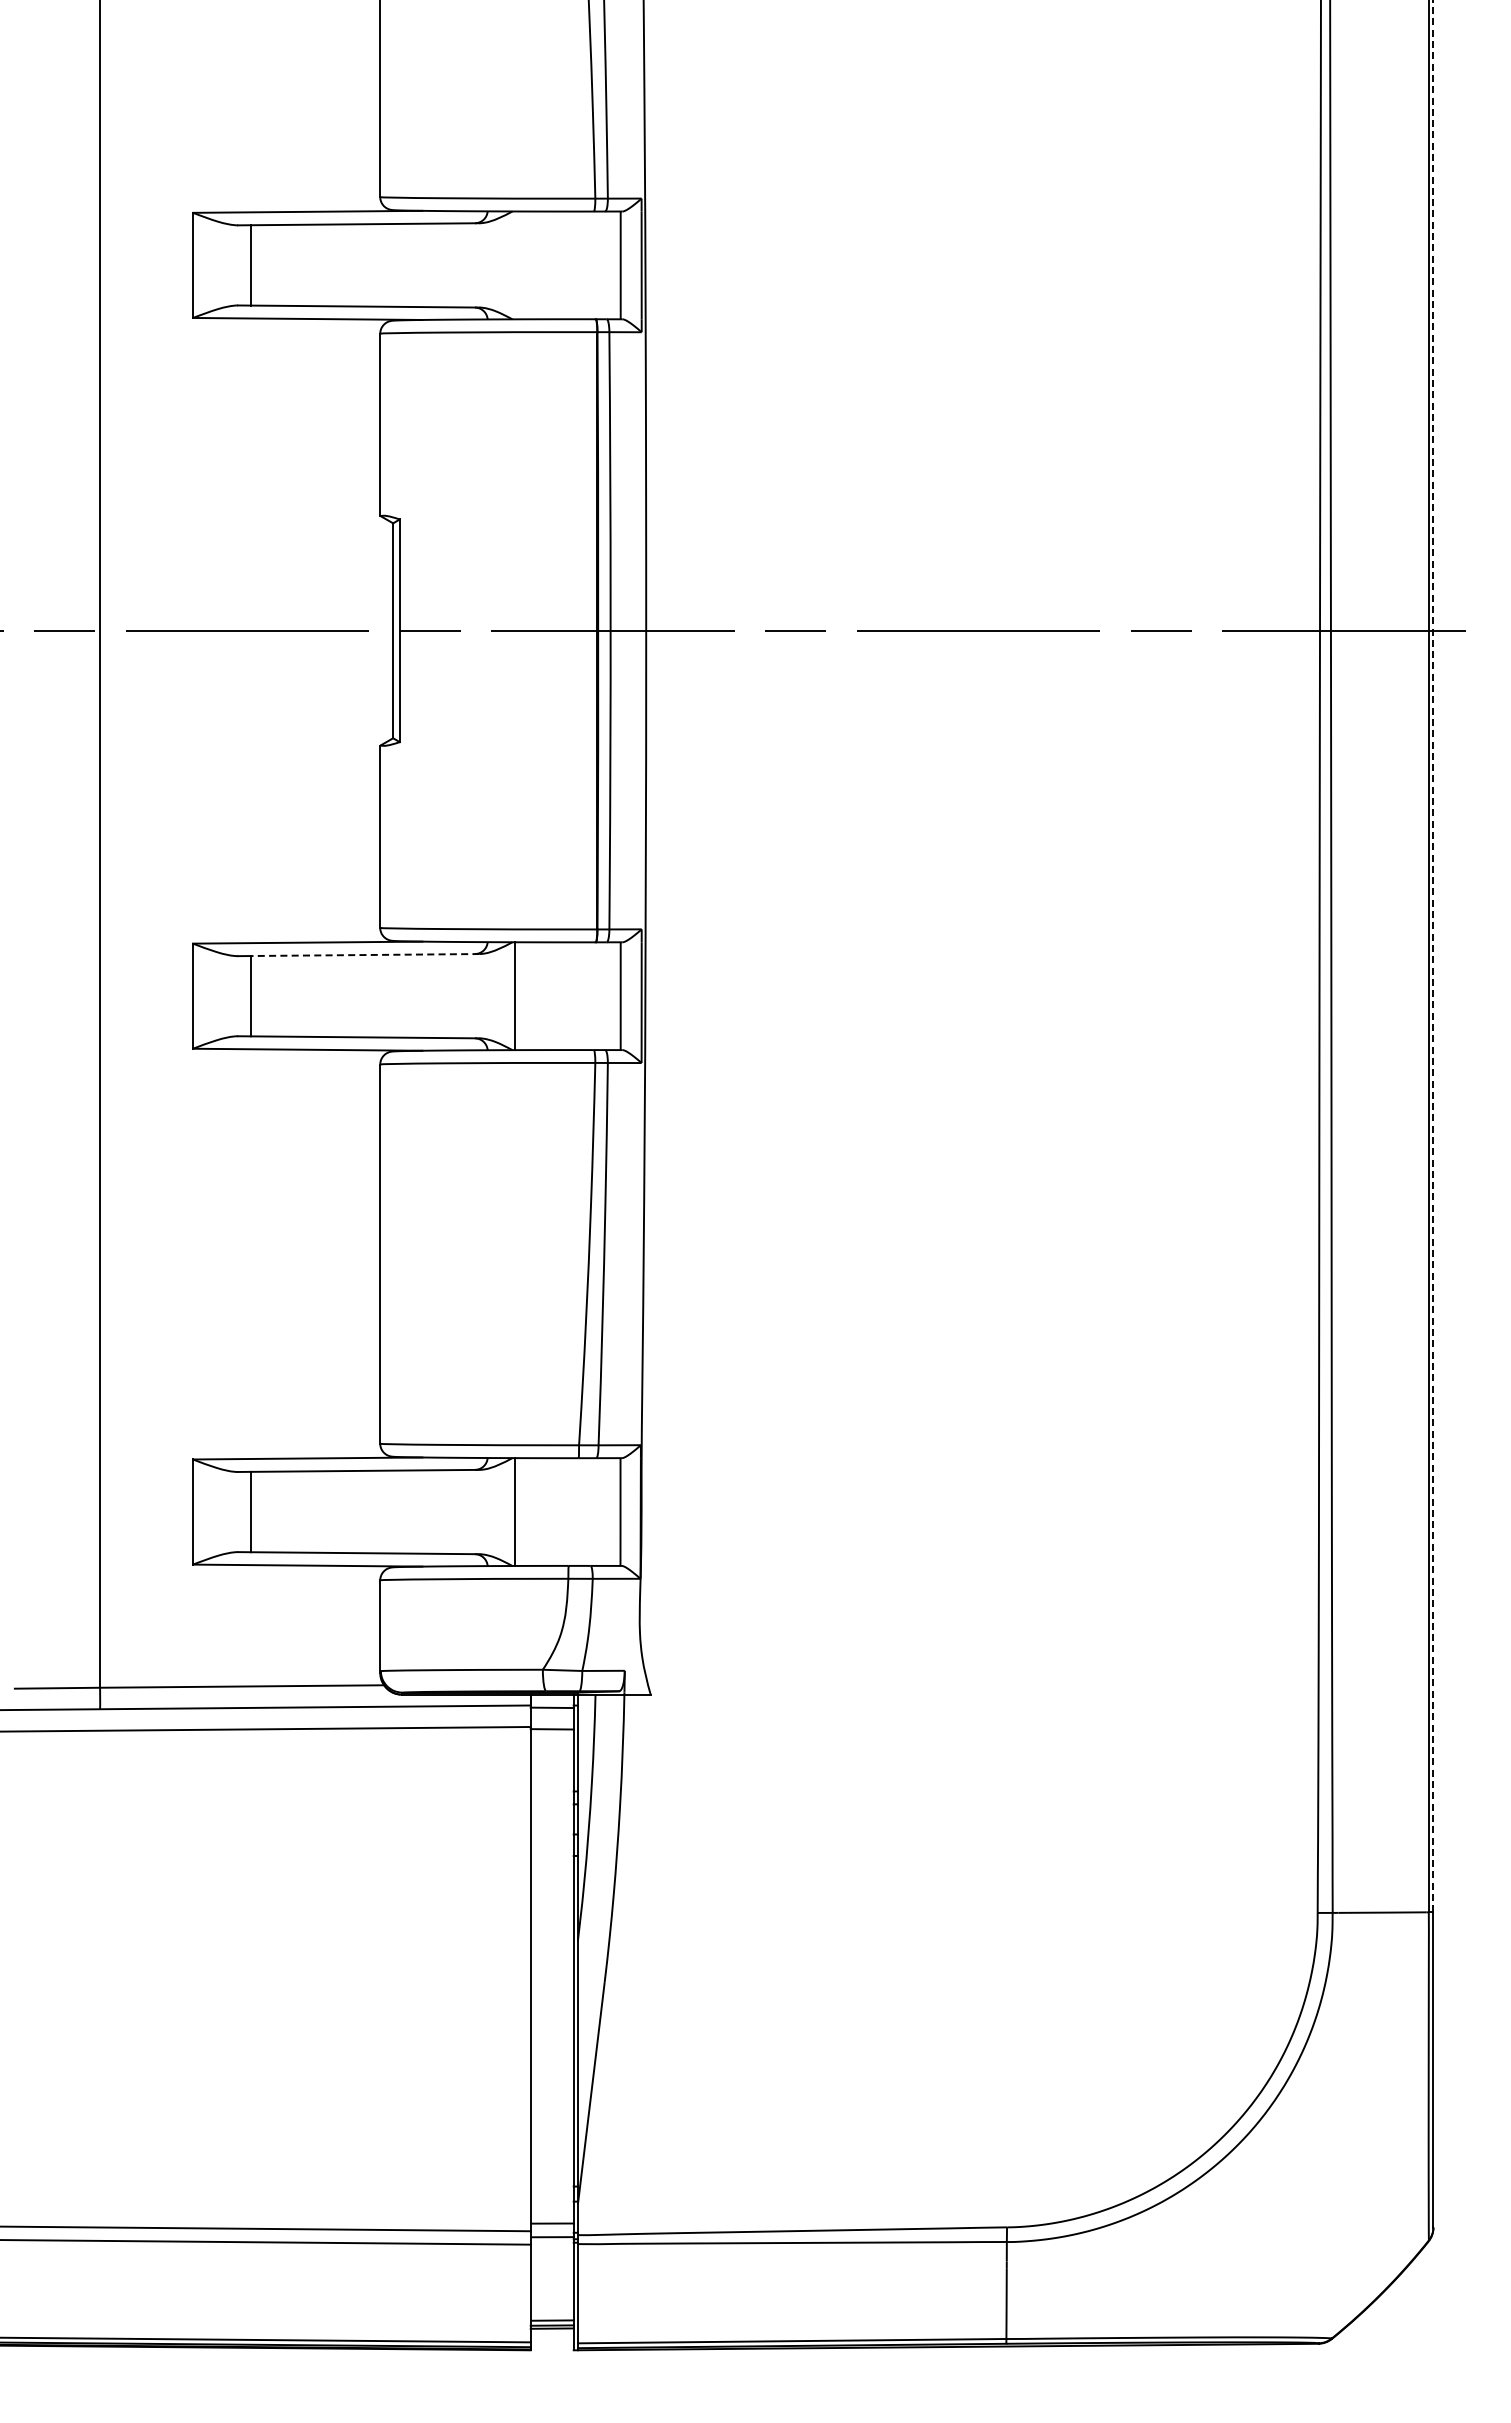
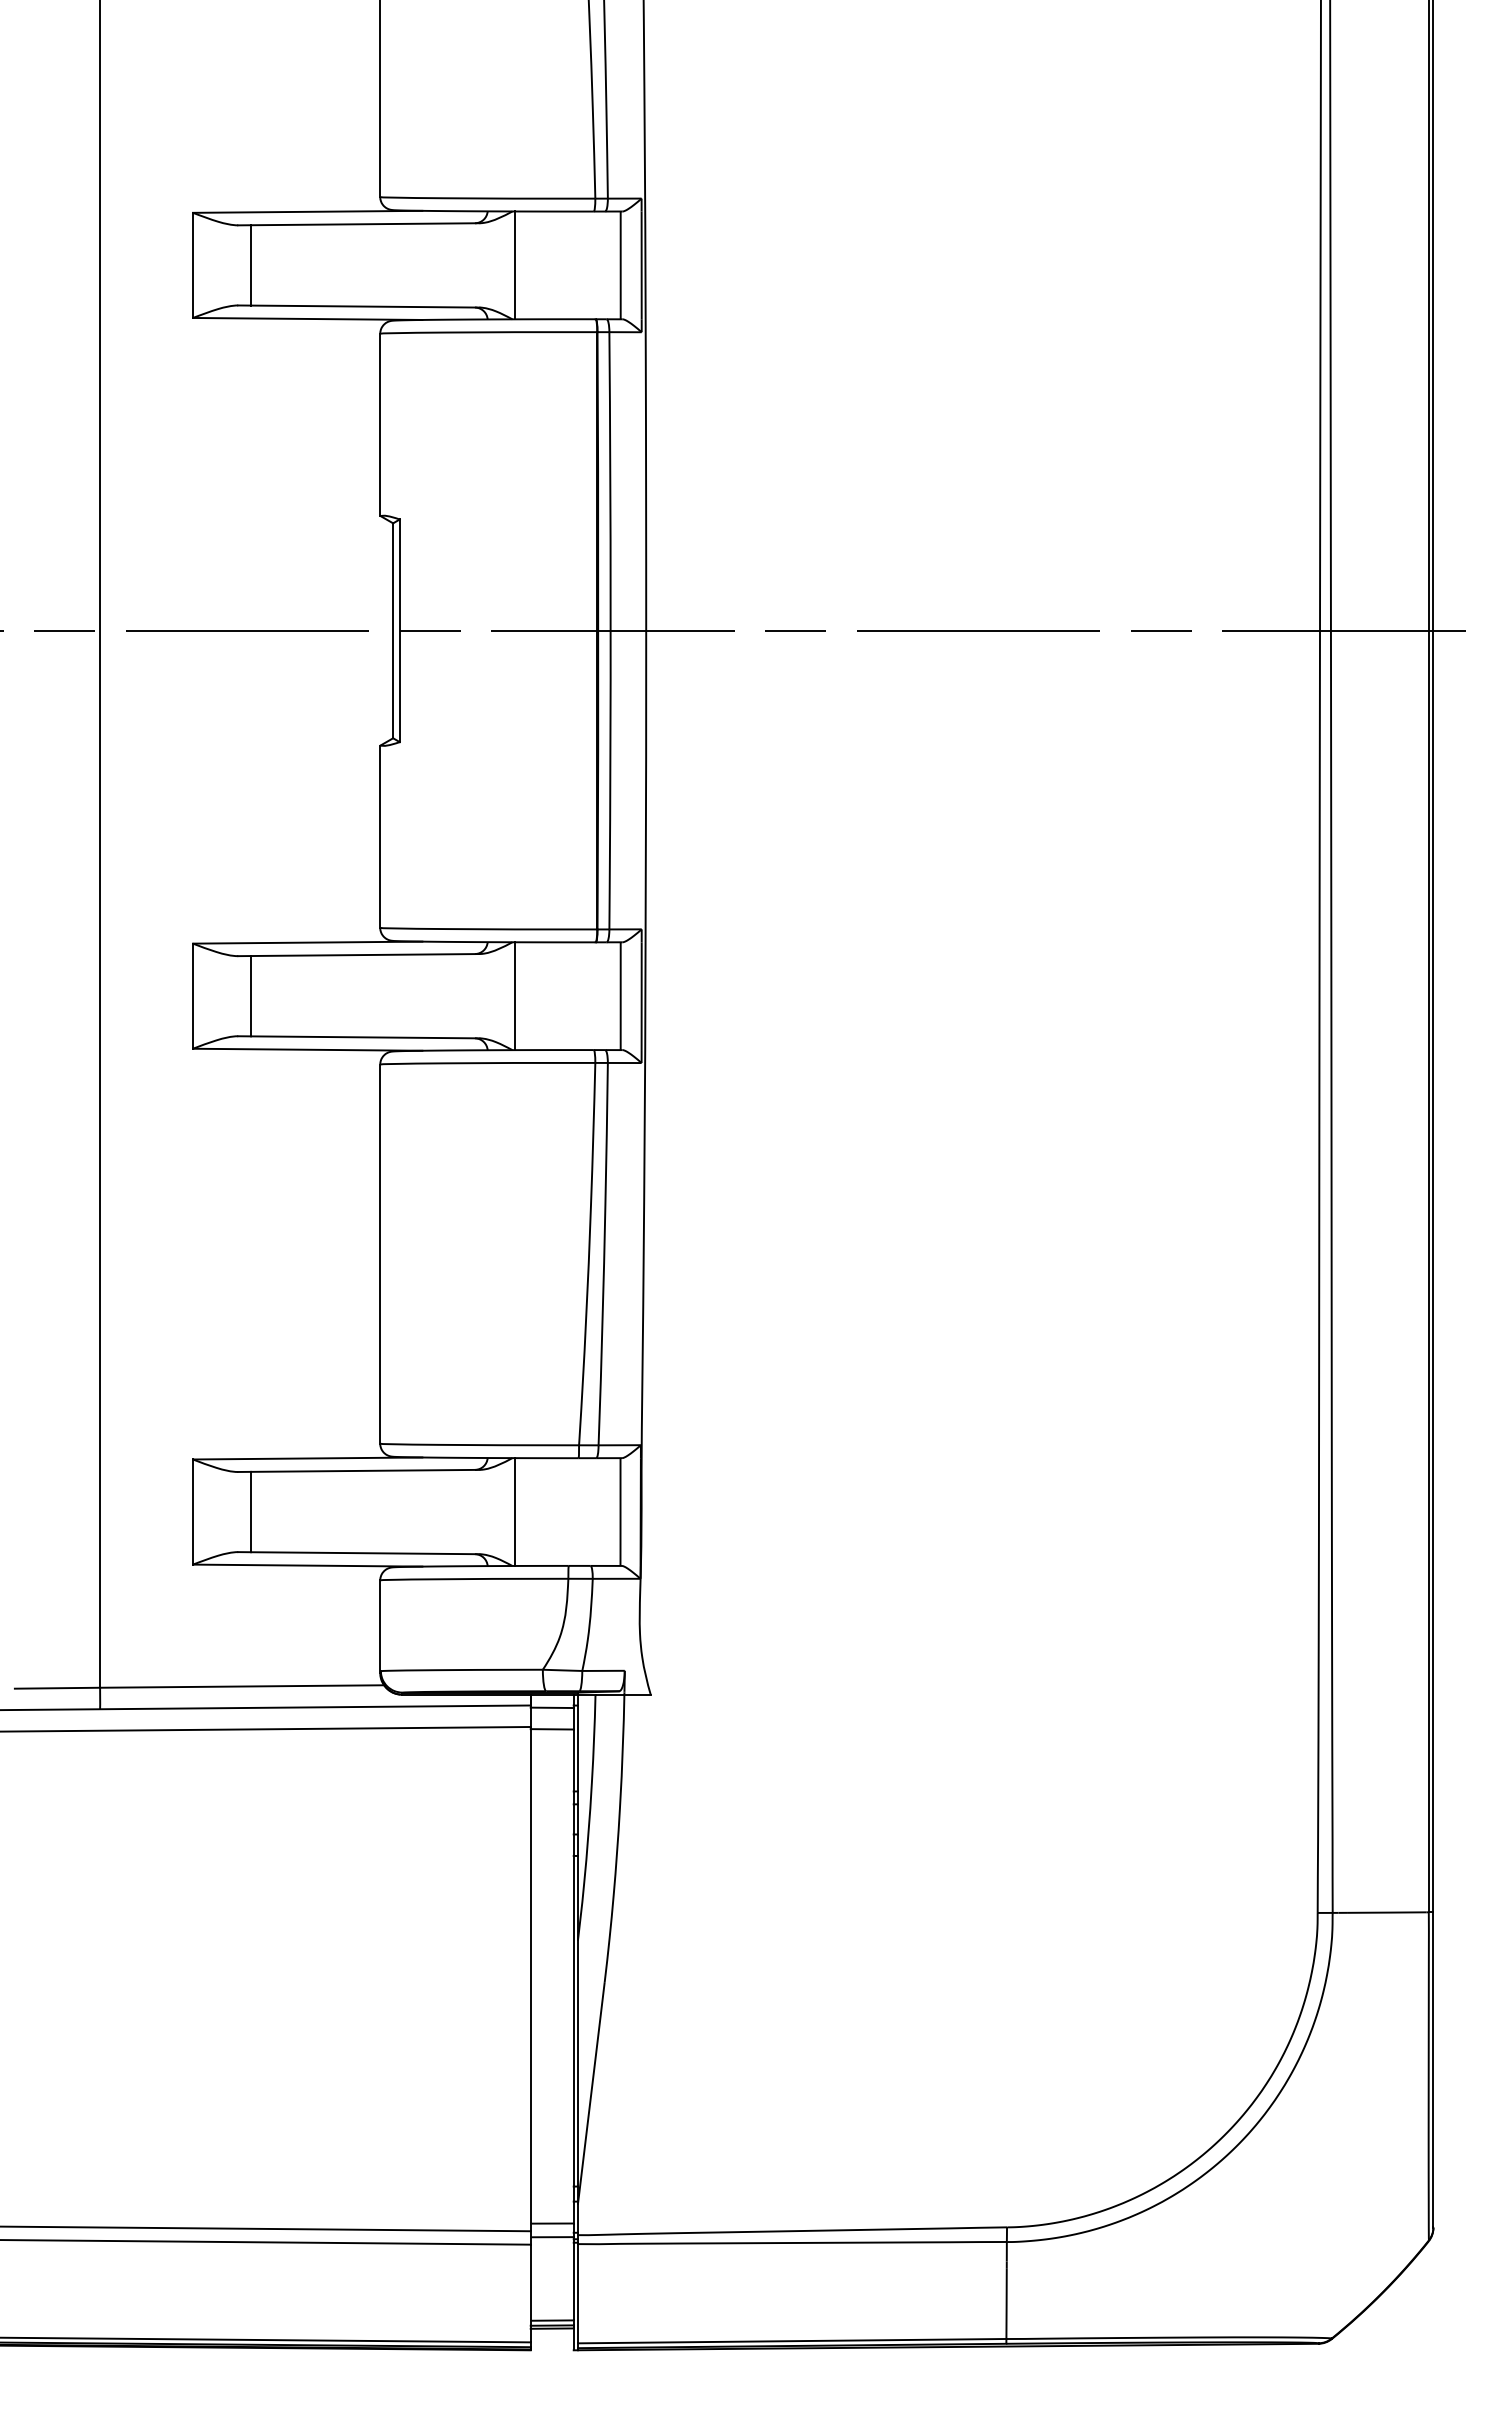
line: none -> present (514, 265)
line: dashed -> solid (364, 955)
line: dashed -> solid (1433, 956)
